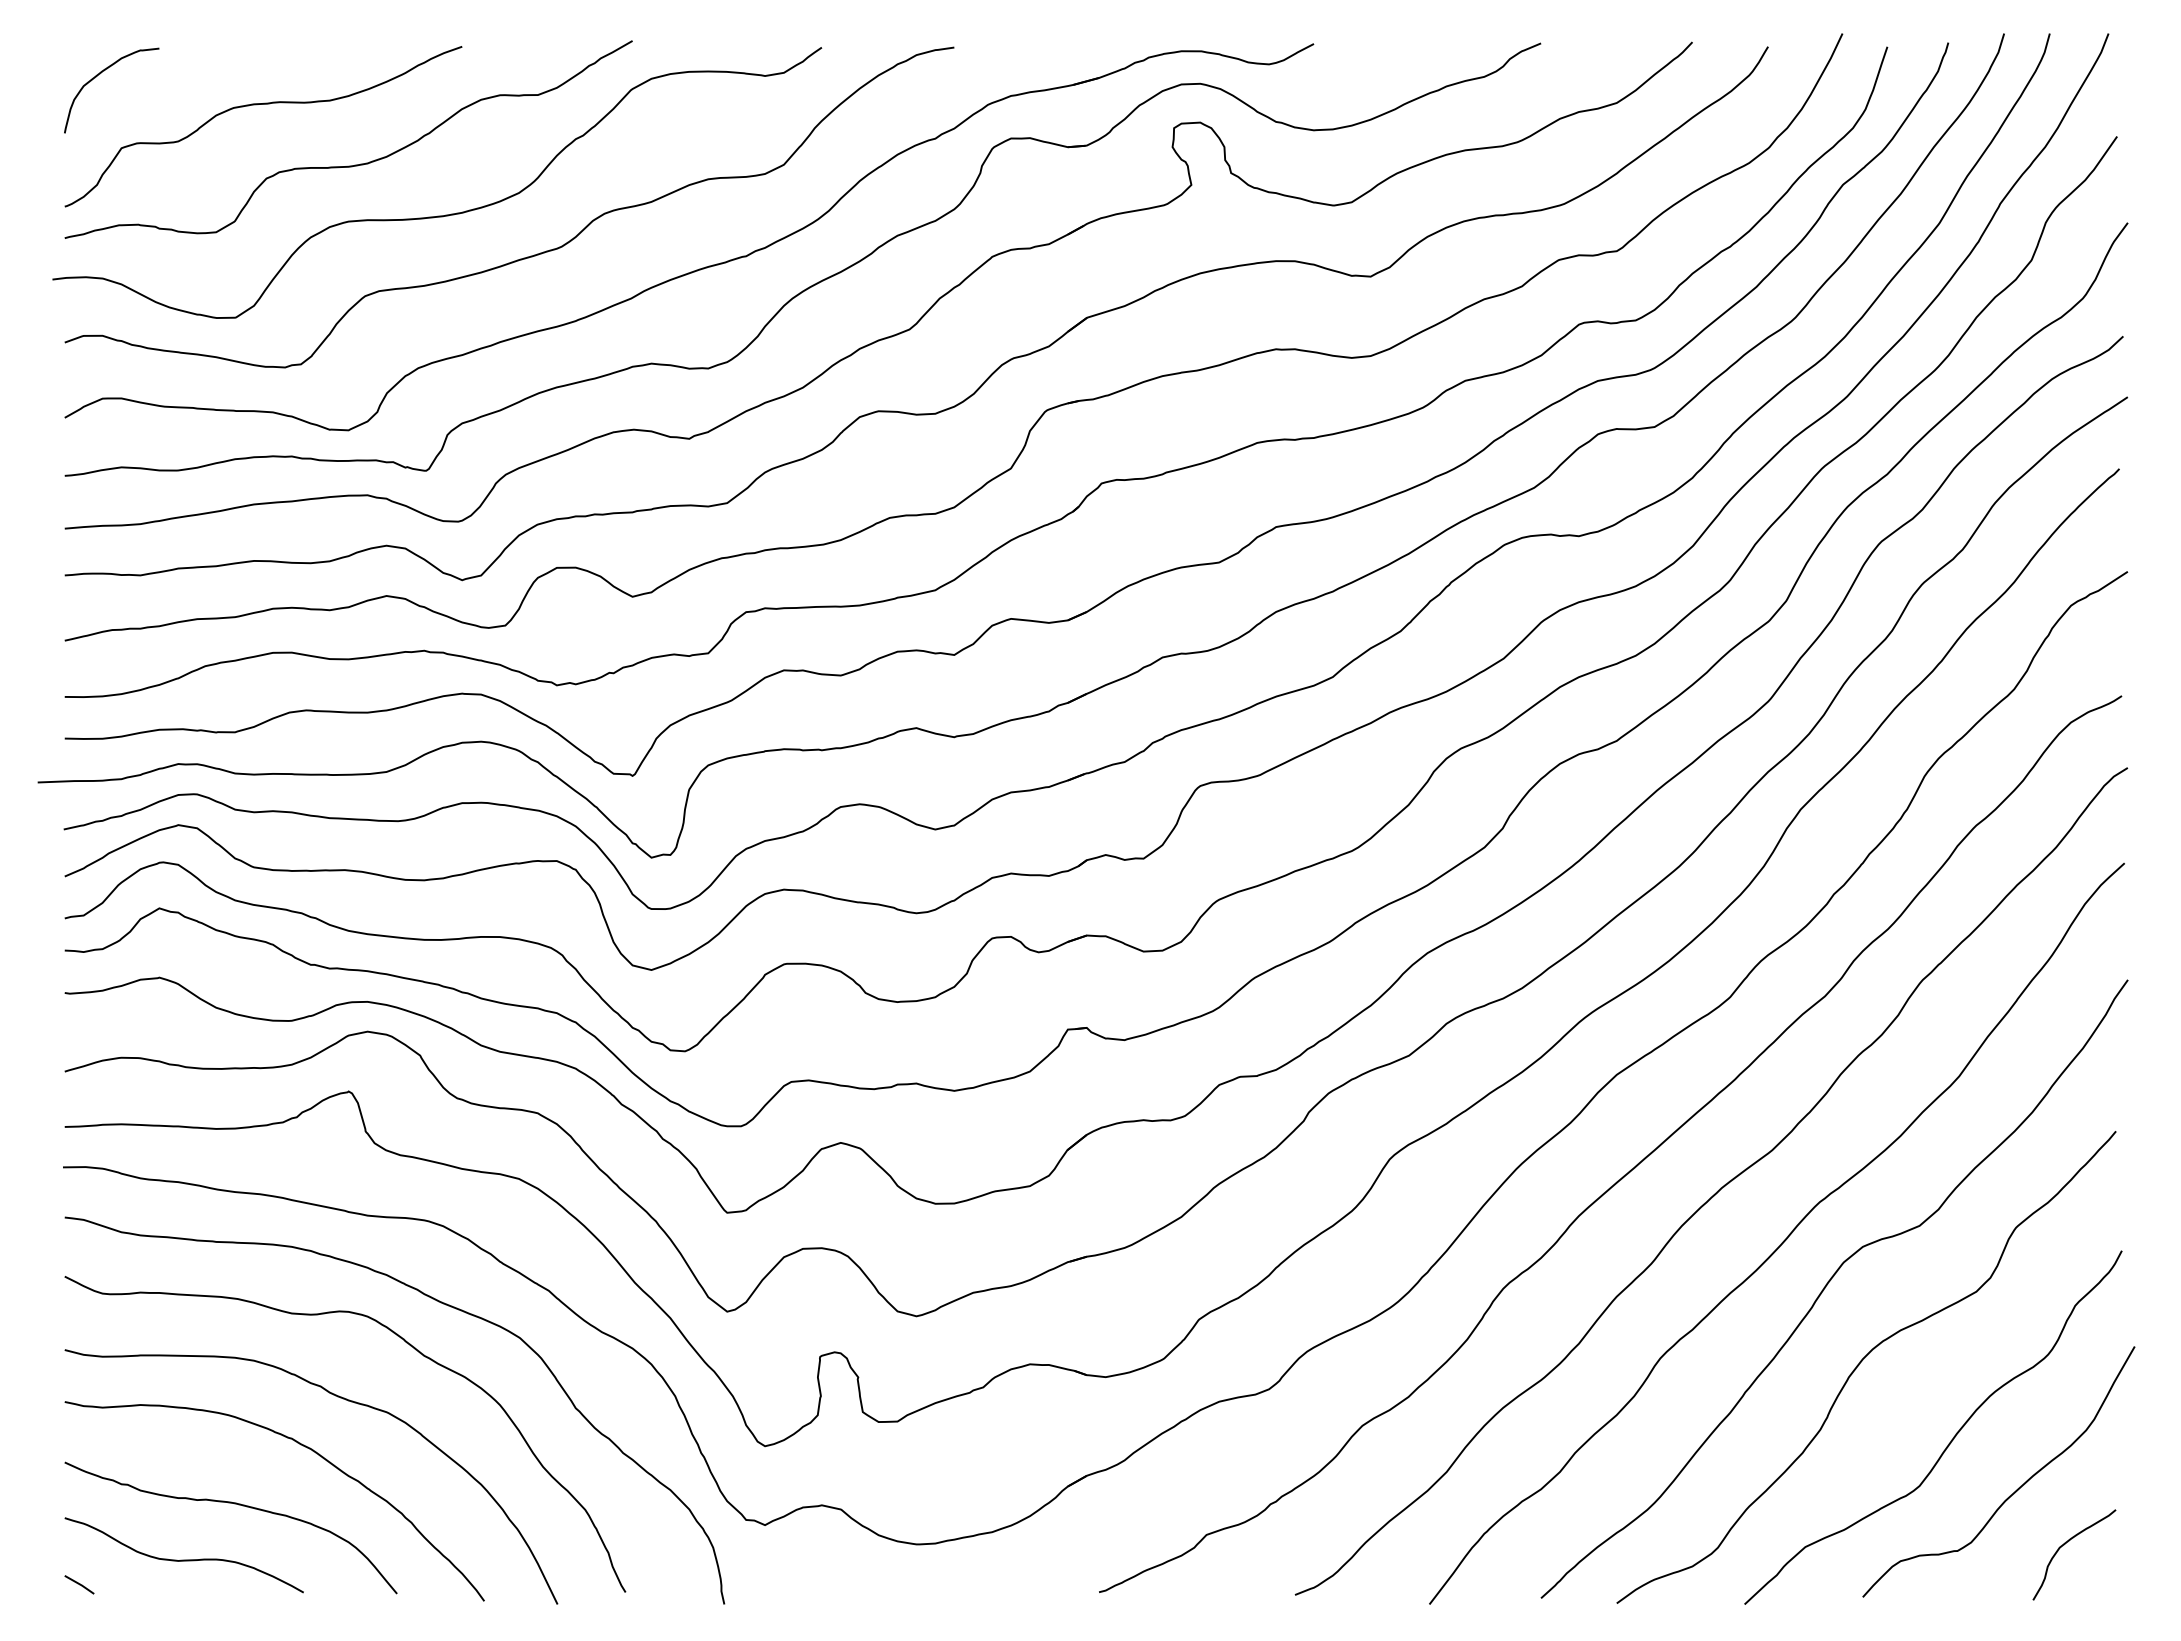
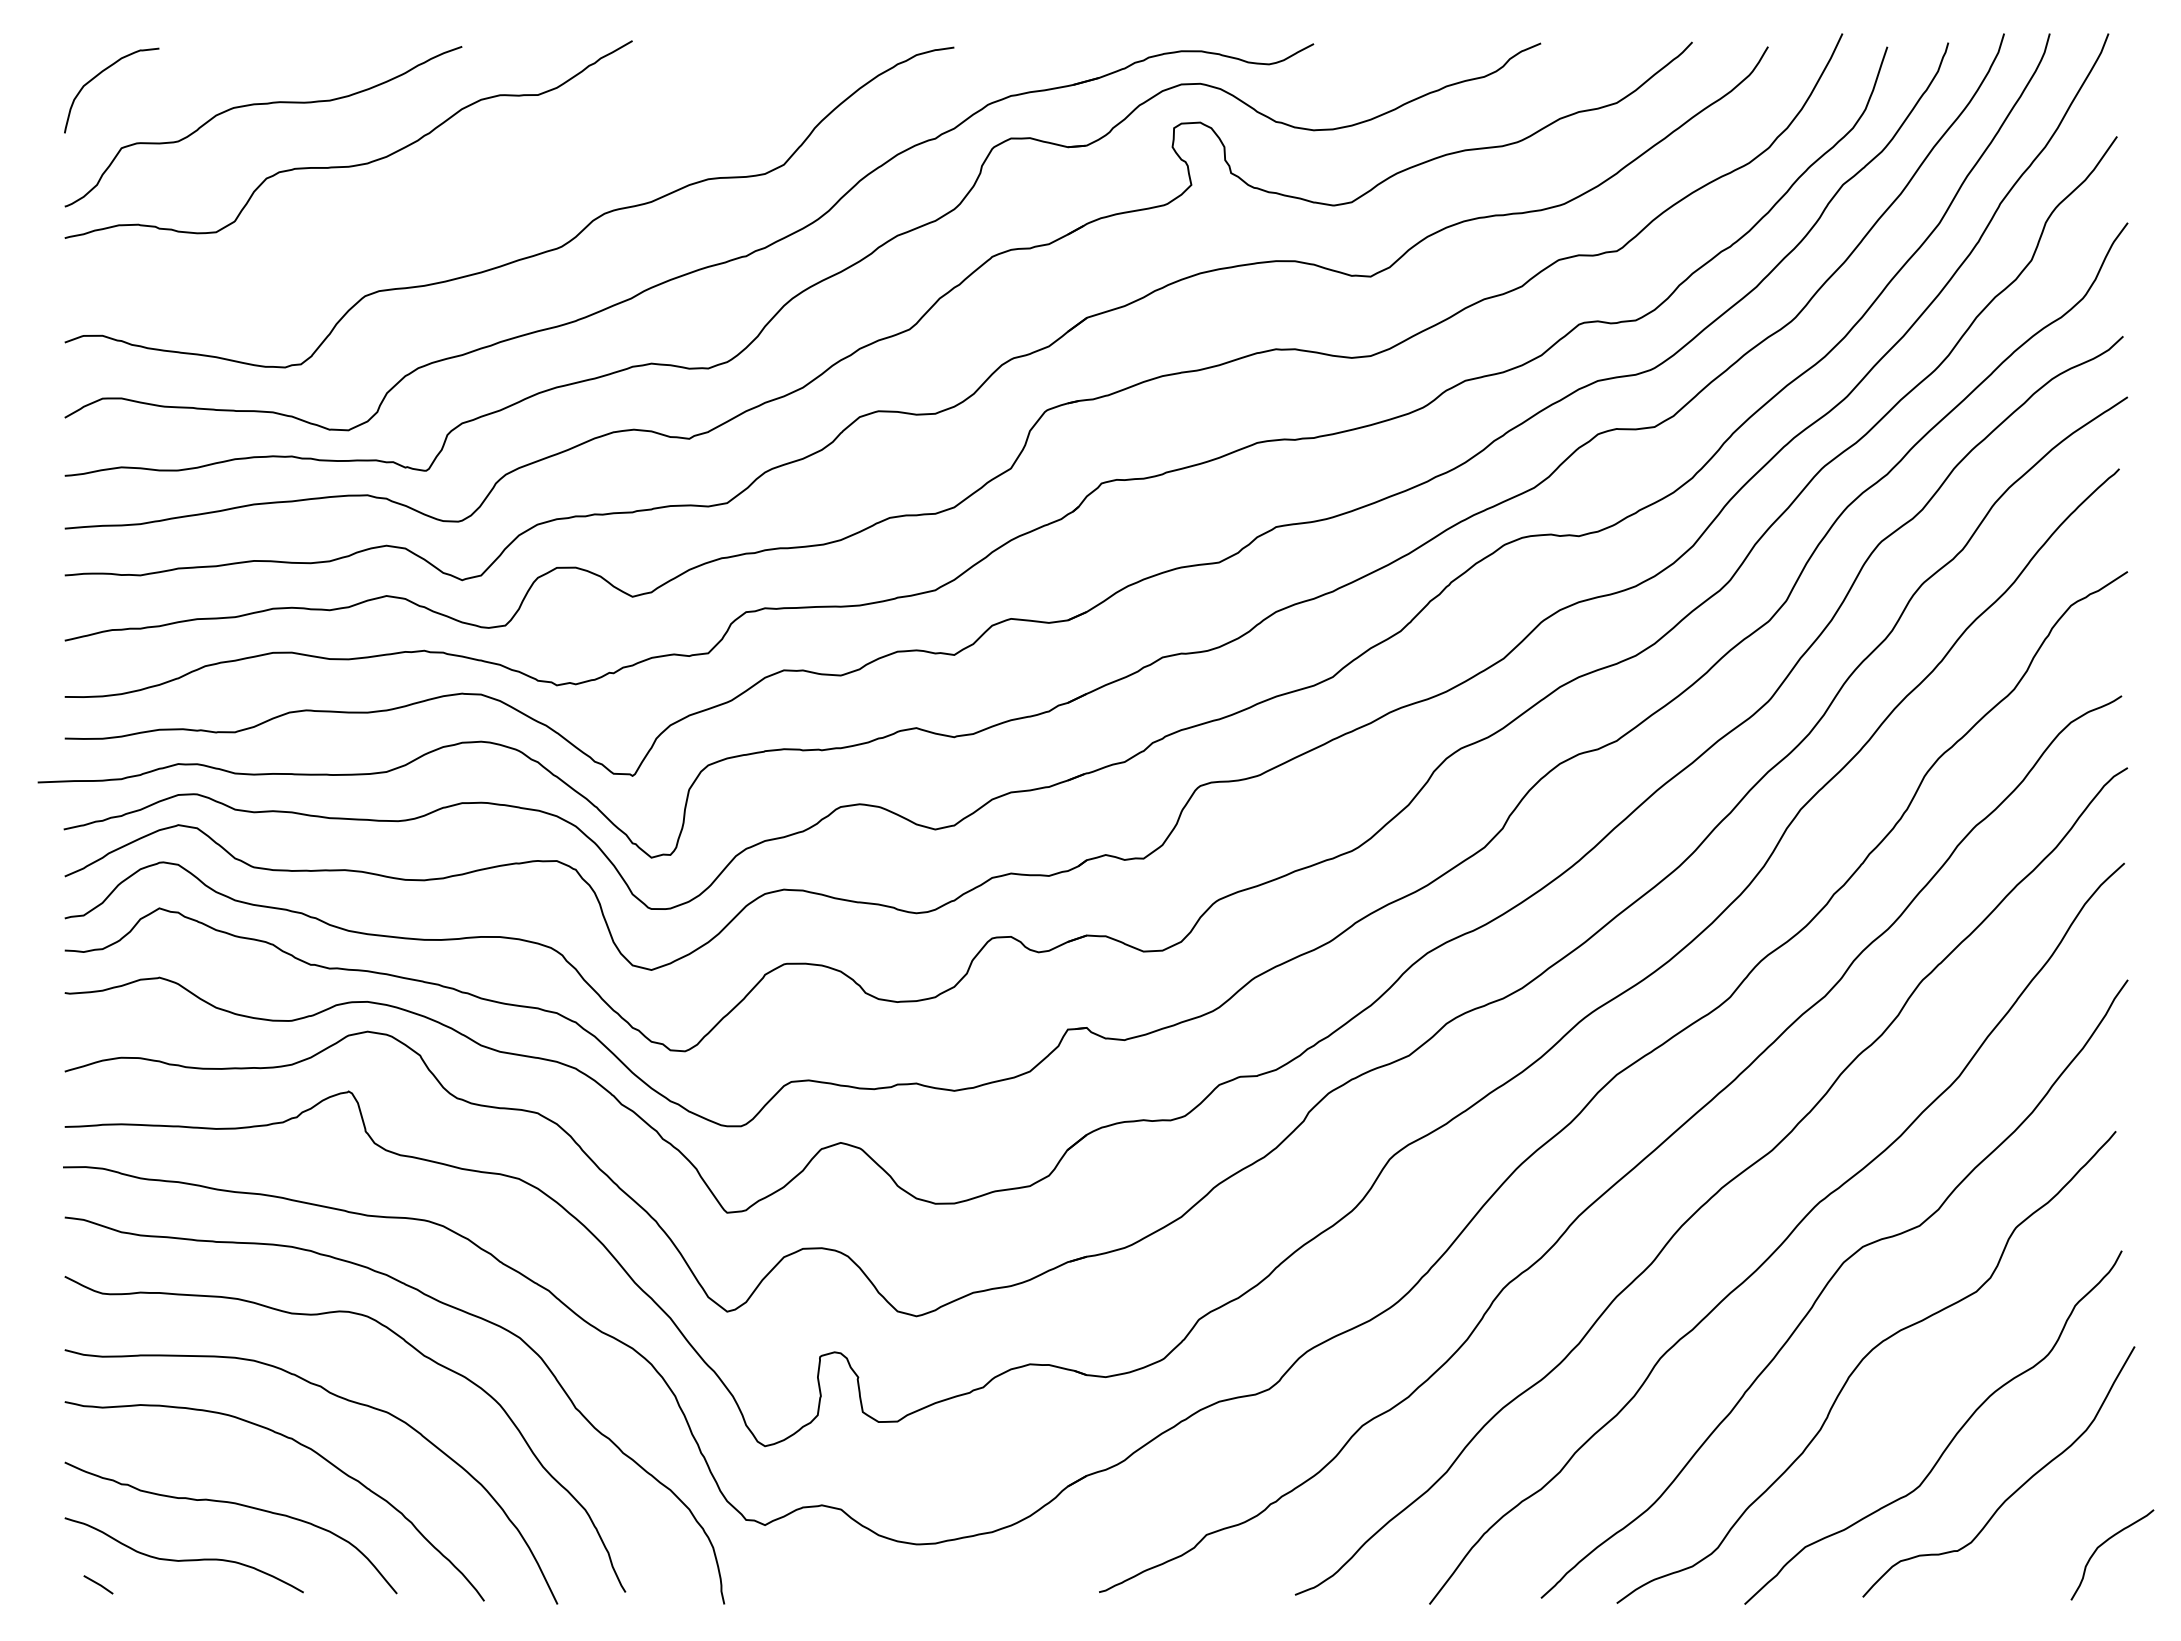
curve: present -> none (445, 214)
curve position: (2065, 1544) -> (2103, 1544) (2103, 1544)
line position: (79, 1584) -> (98, 1584) (98, 1584)
